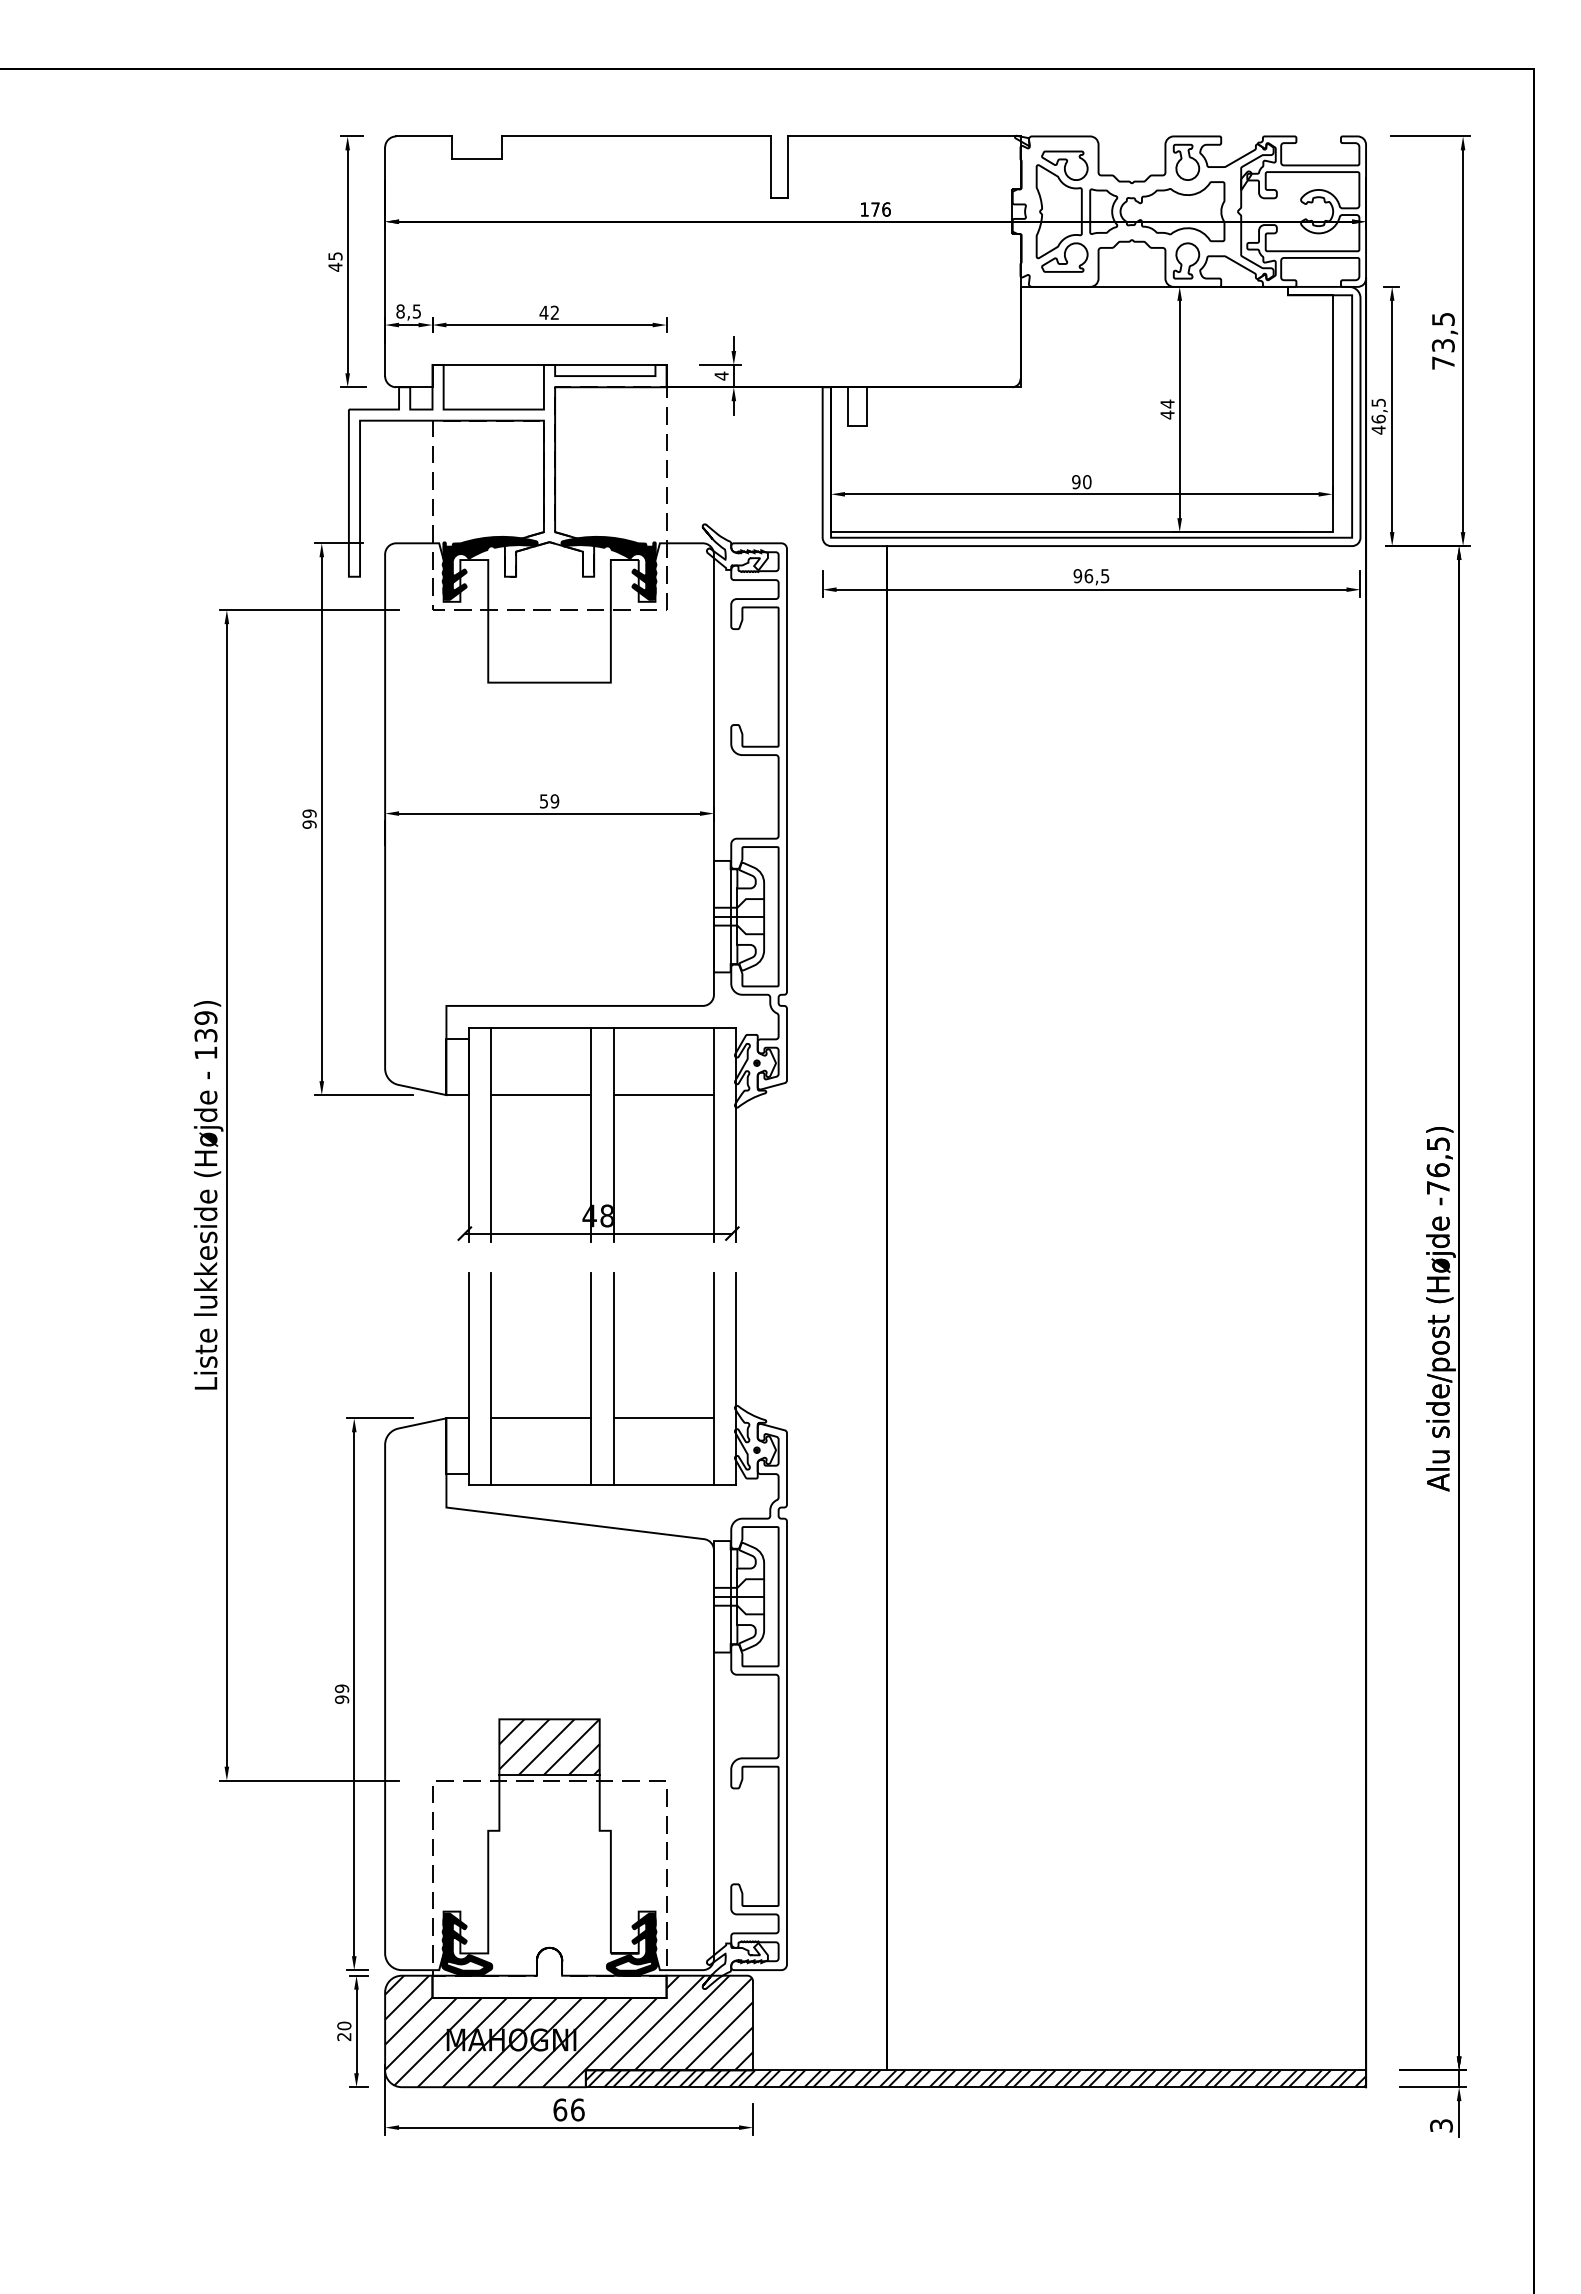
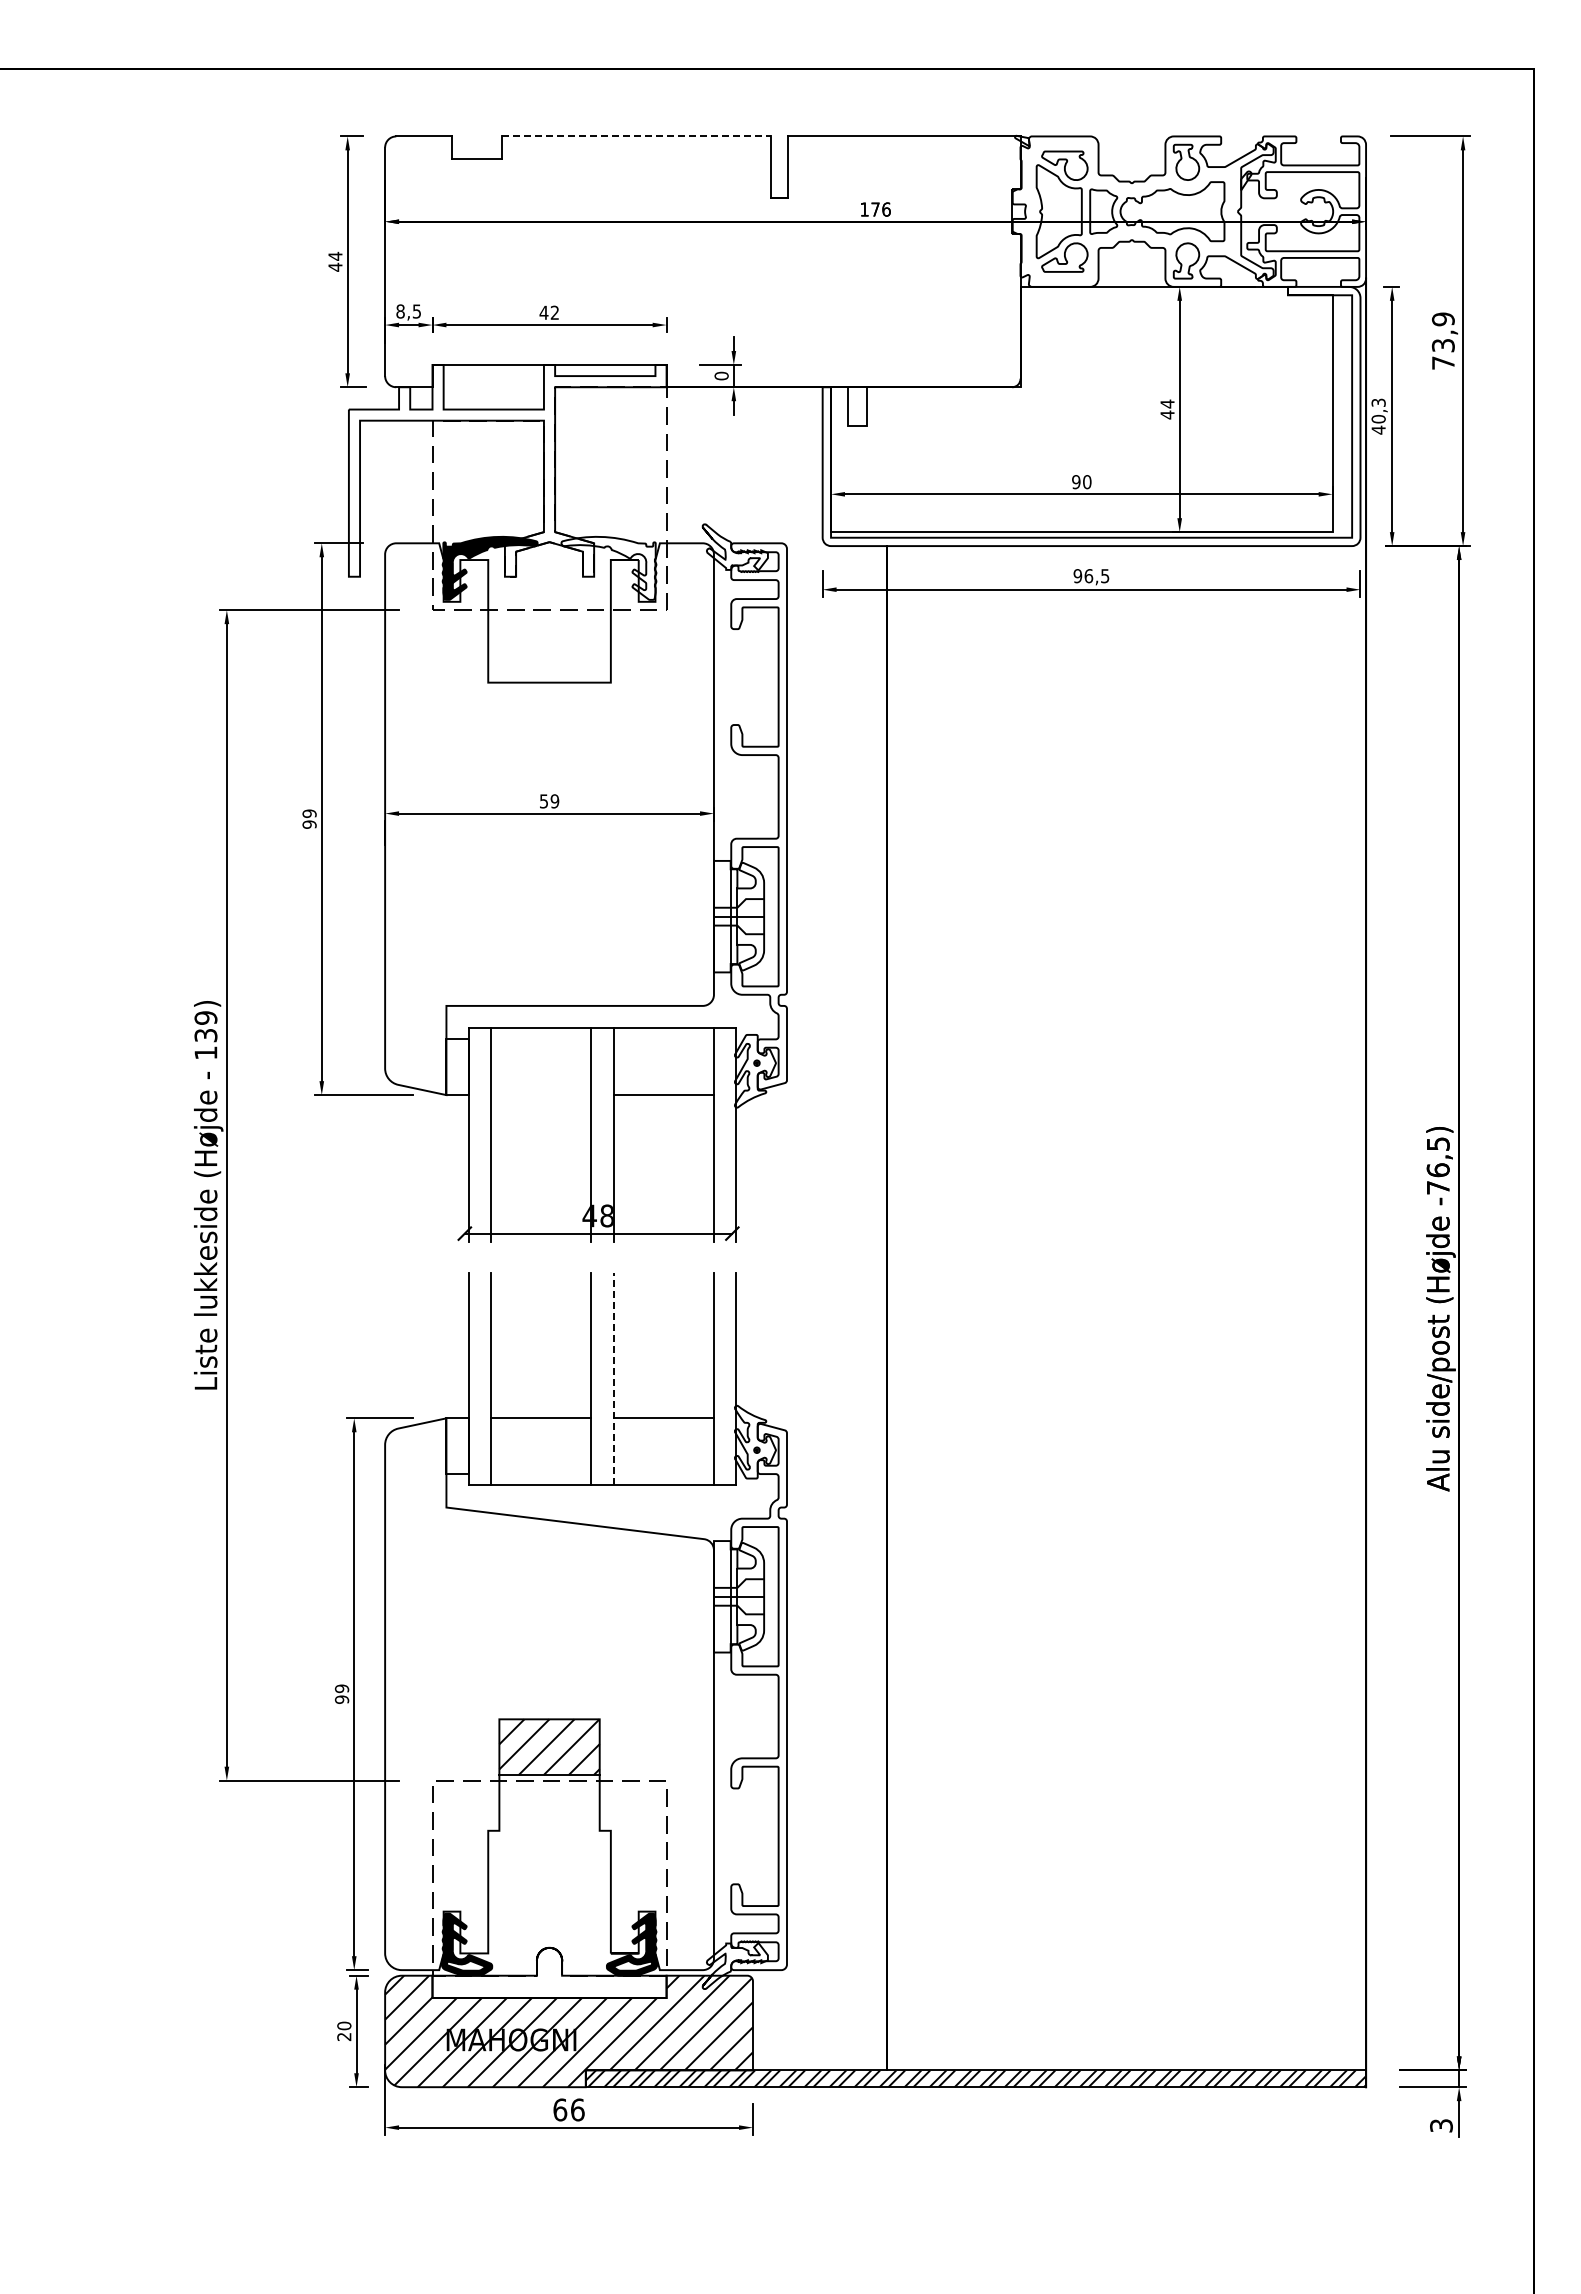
line: solid -> dashed (637, 136)
text: 45 -> 44 (335, 255)
text: 73,5 -> 73,9 (1442, 319)
text: 4 -> 0 (721, 375)
text: 46,5 -> 40,3 (1378, 410)
fill: present -> none (608, 567)
line: present -> none (541, 1095)
line: solid -> dashed (613, 1378)
